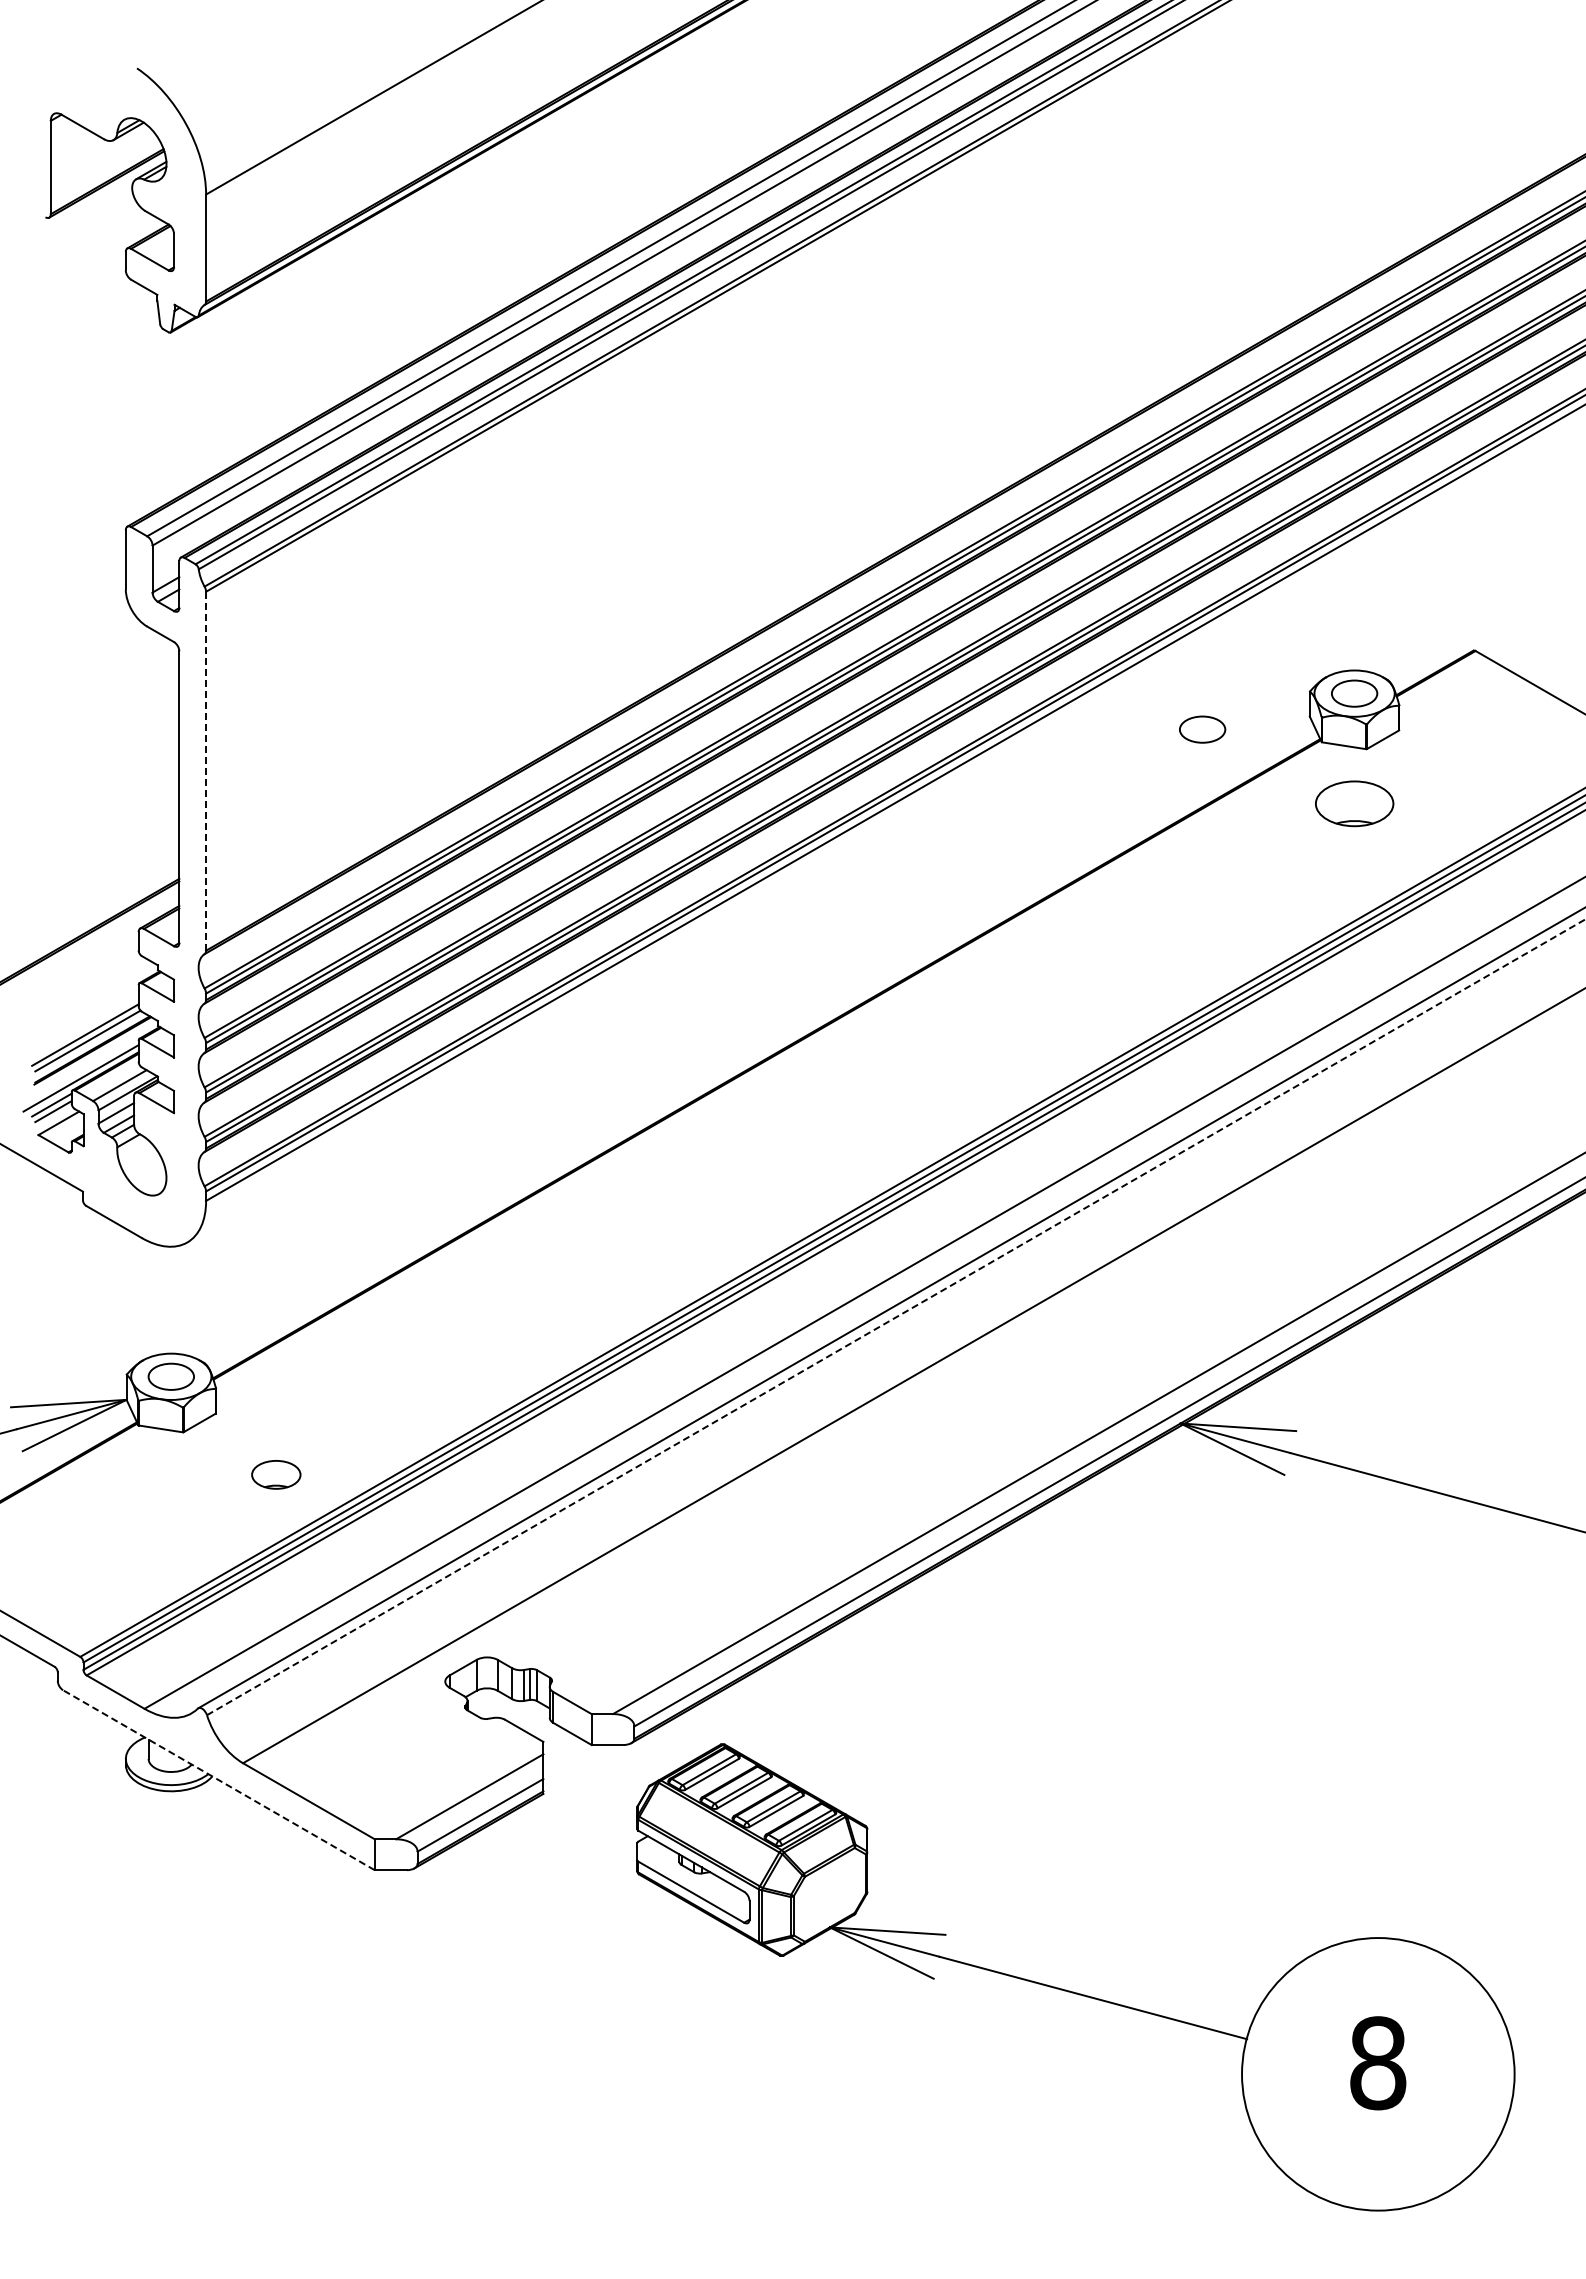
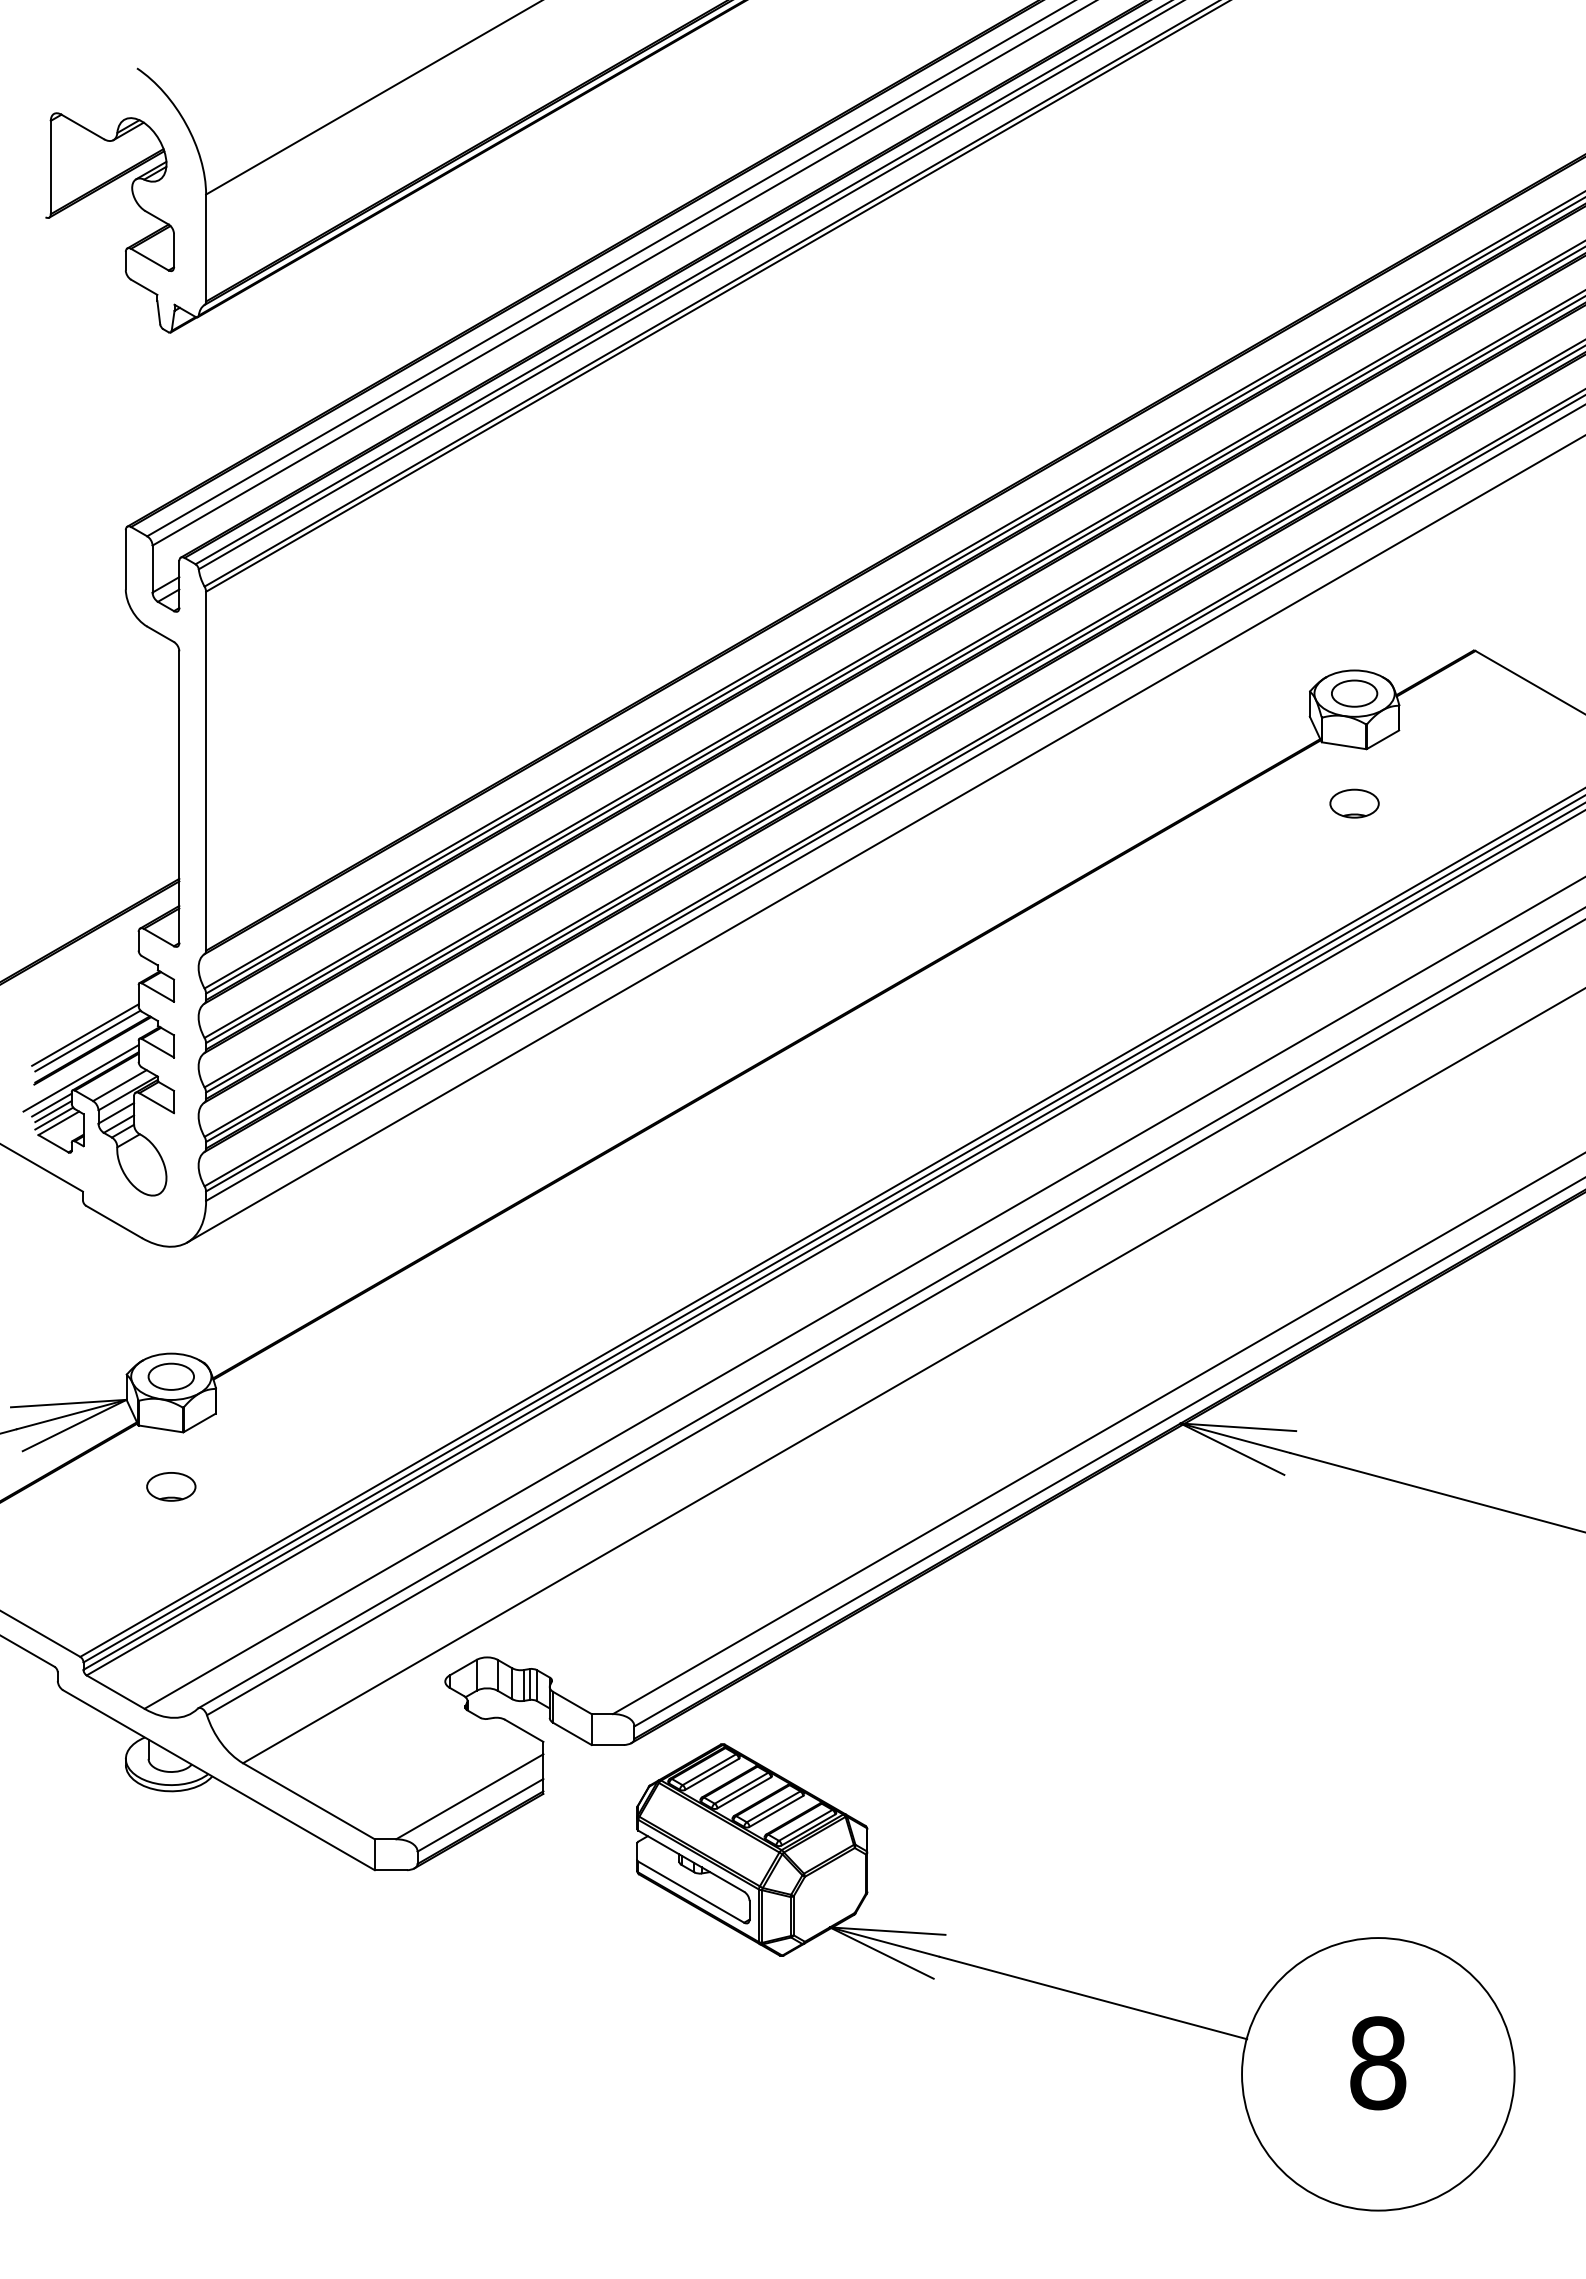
part: present -> none (1202, 729)
line: dashed -> solid (206, 770)
part size: 80x48 px -> 51x31 px (1354, 803)
line: none -> present (884, 839)
line: none -> present (54, 1118)
line: dashed -> solid (896, 1317)
part position: (276, 1474) -> (171, 1486) (171, 1486)
line: dashed -> solid (218, 1780)
